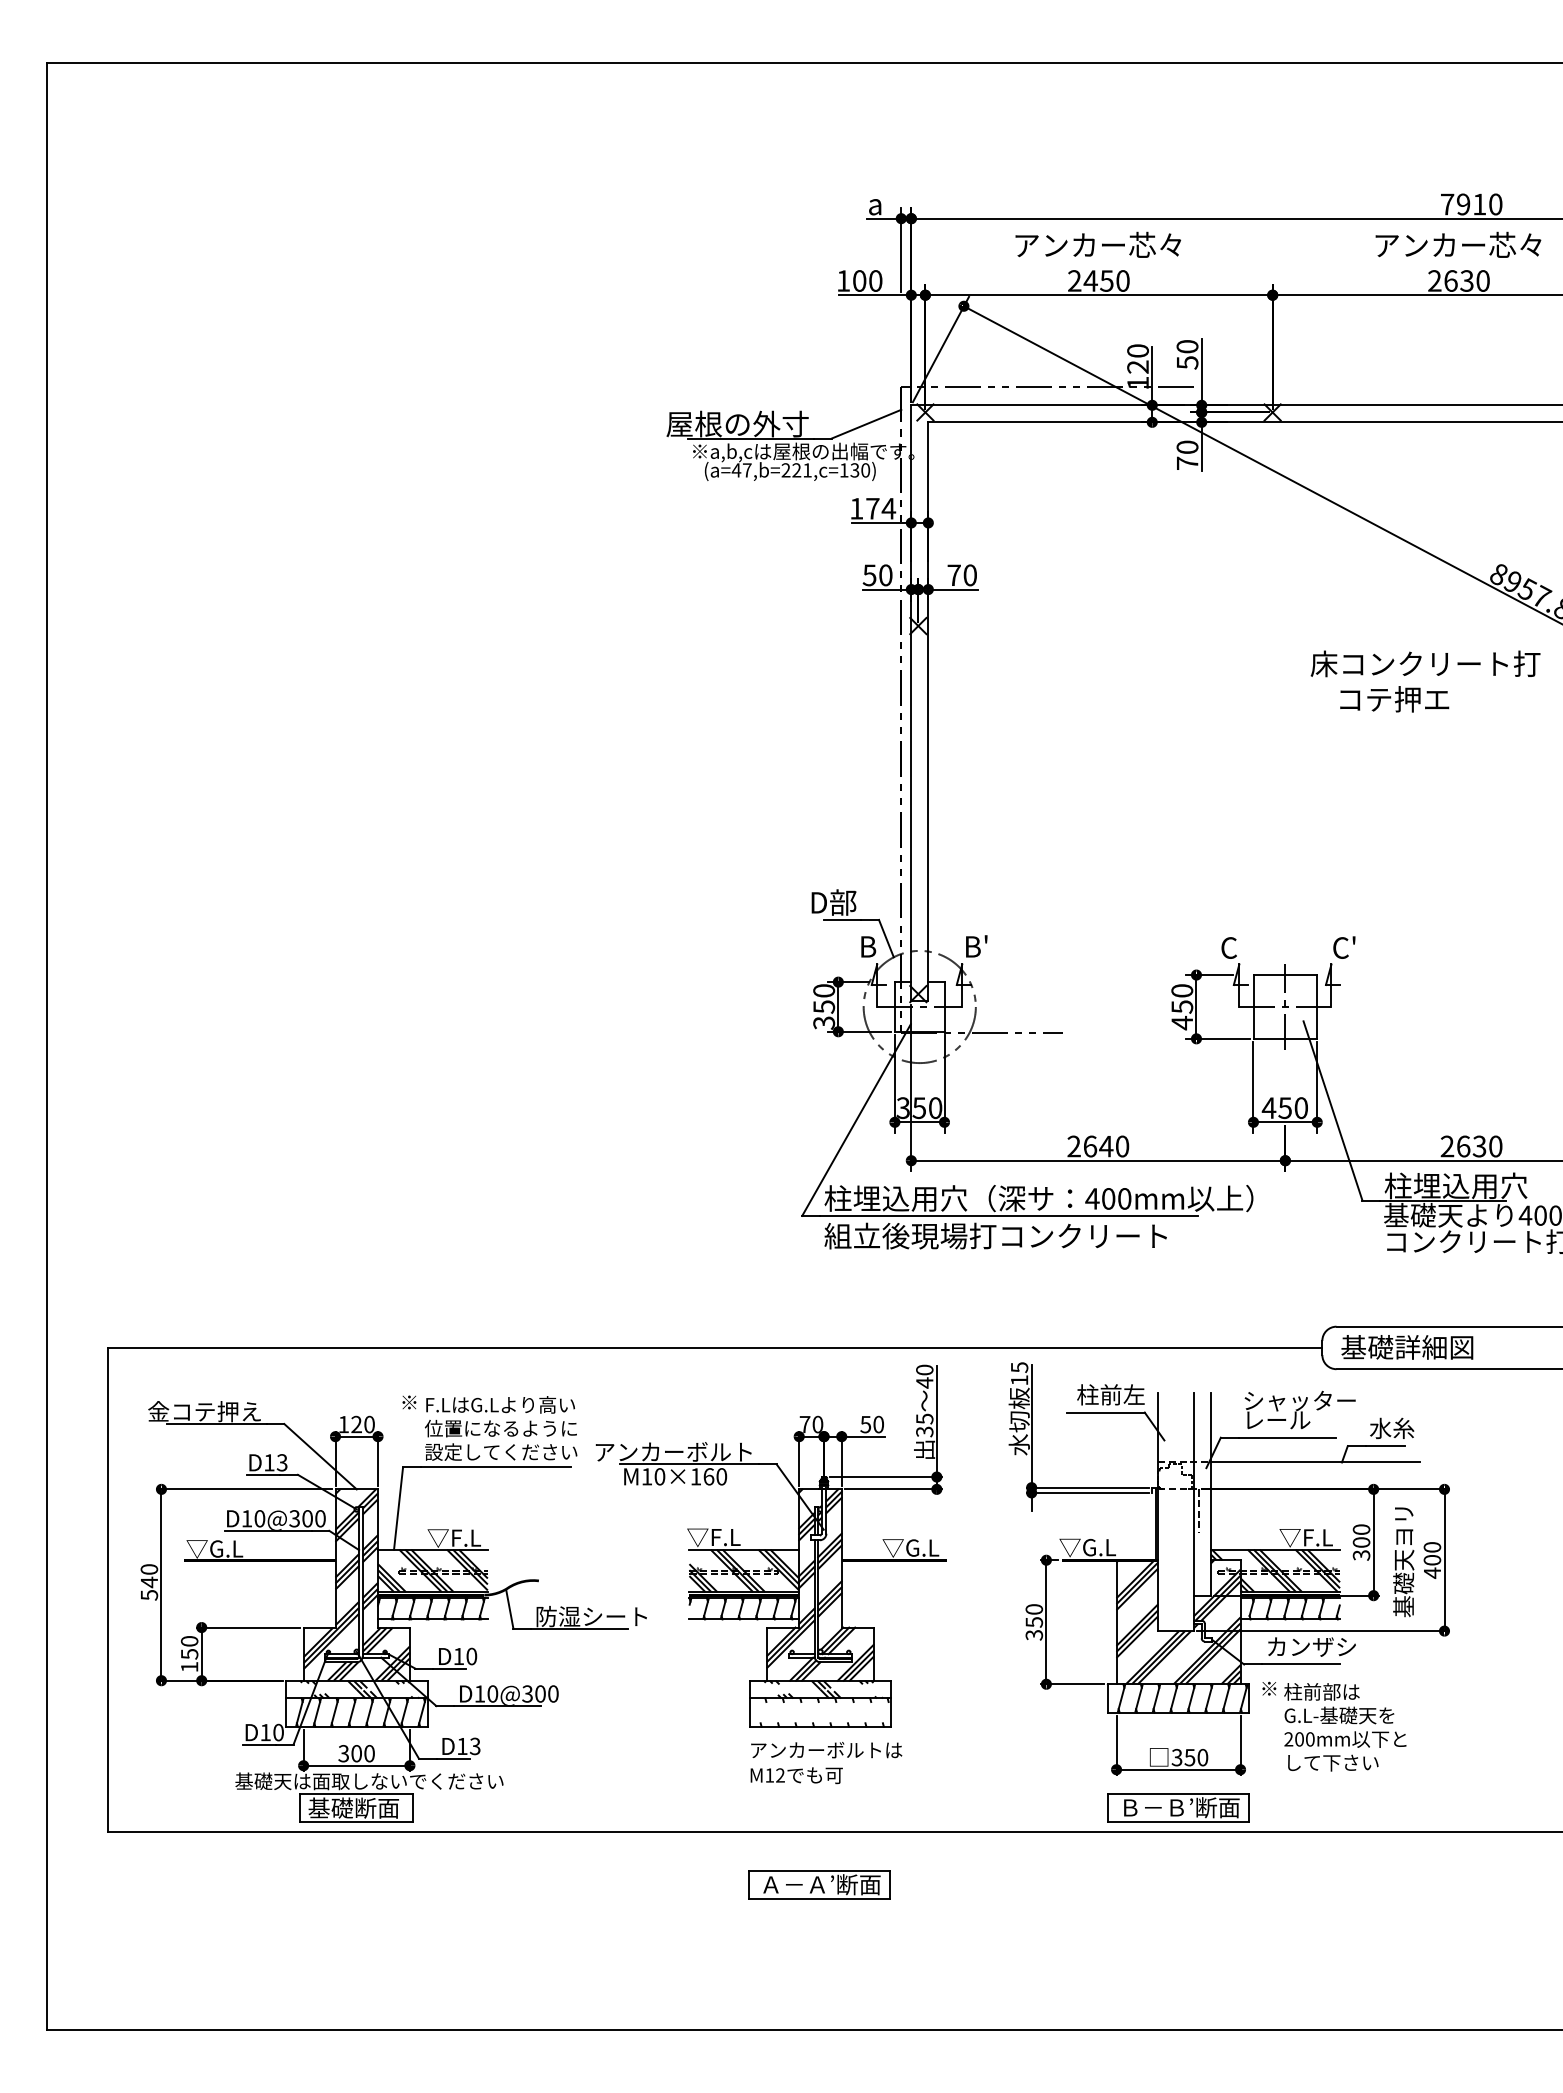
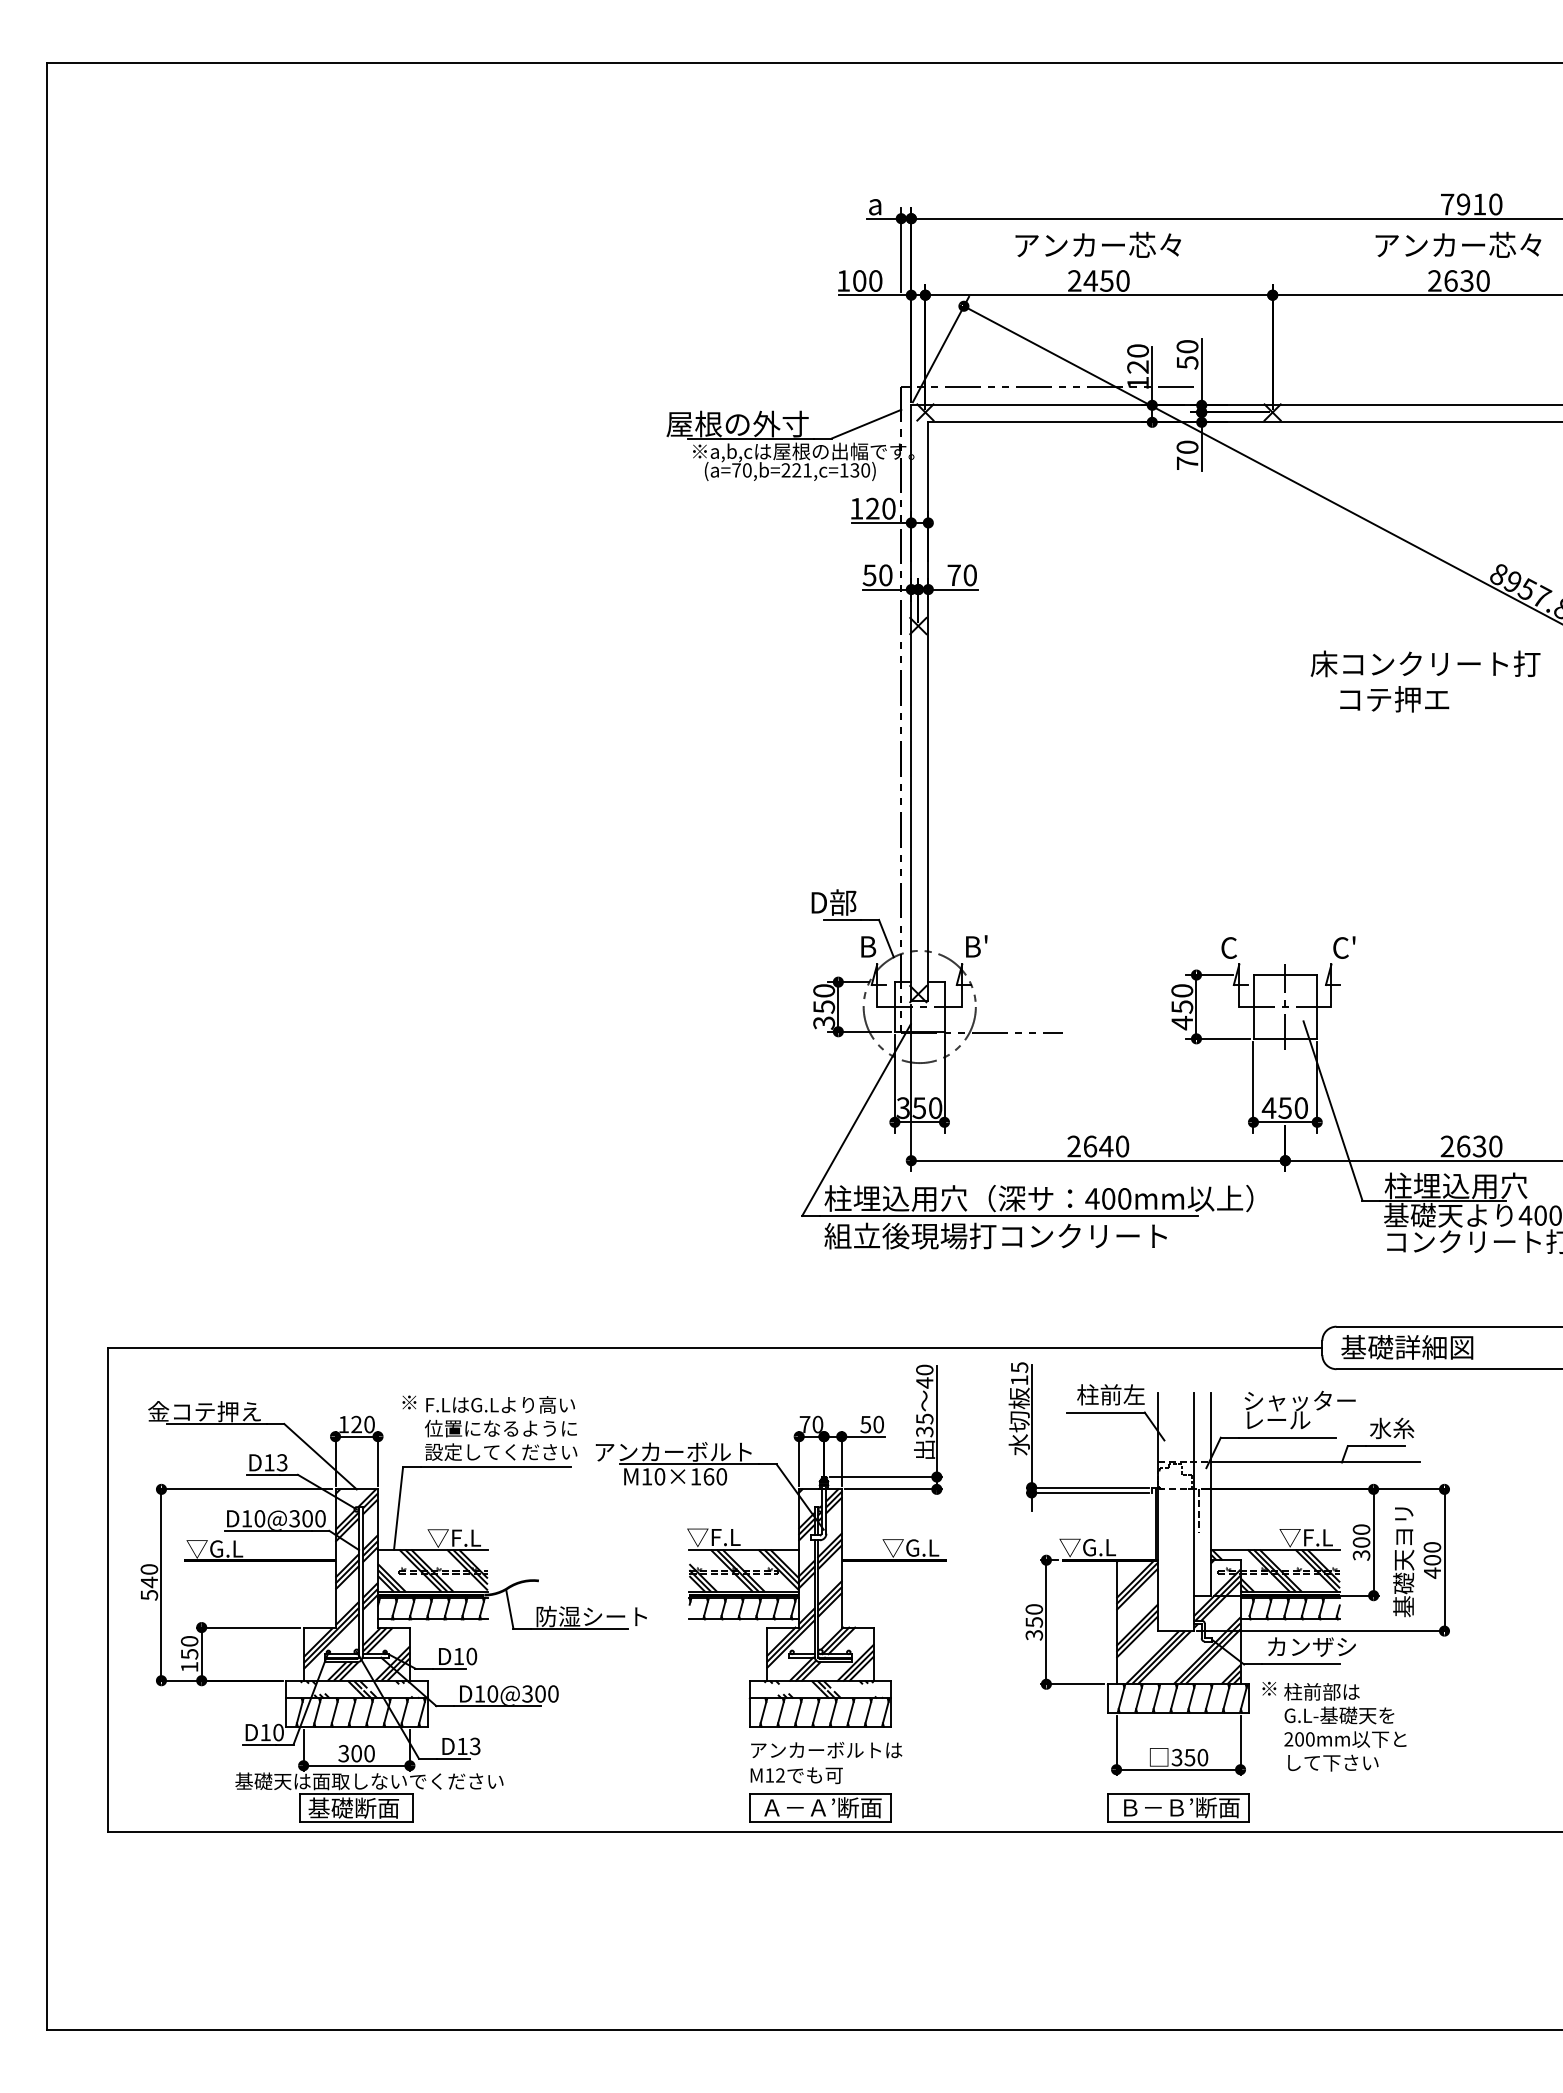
text: (a=47,b=221,c=130) -> (a=70,b=221,c=130) (741, 470)
text: 174 -> 120 (881, 508)
hatch: none -> present (819, 1712)
part position: (819, 1884) -> (820, 1807) (820, 1807)
